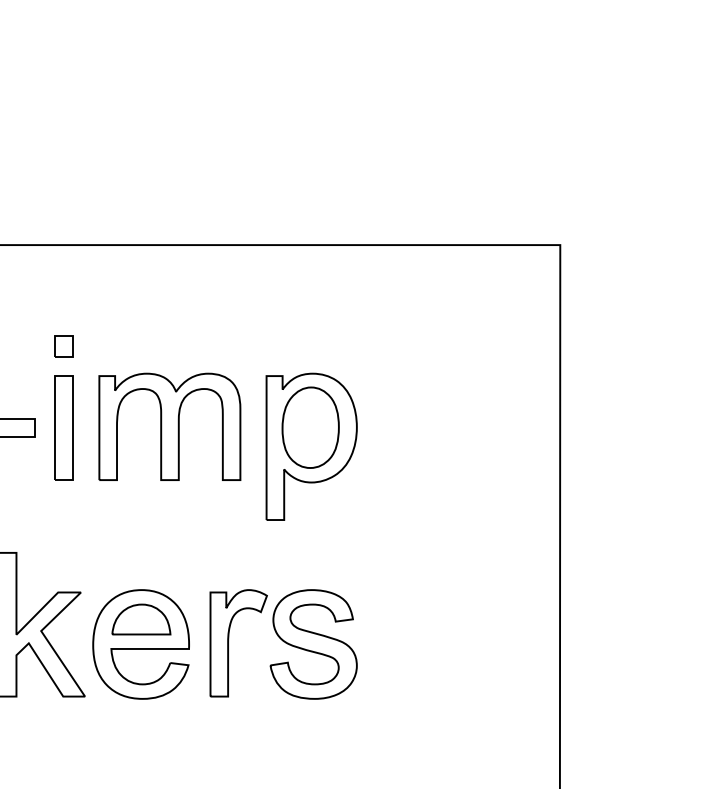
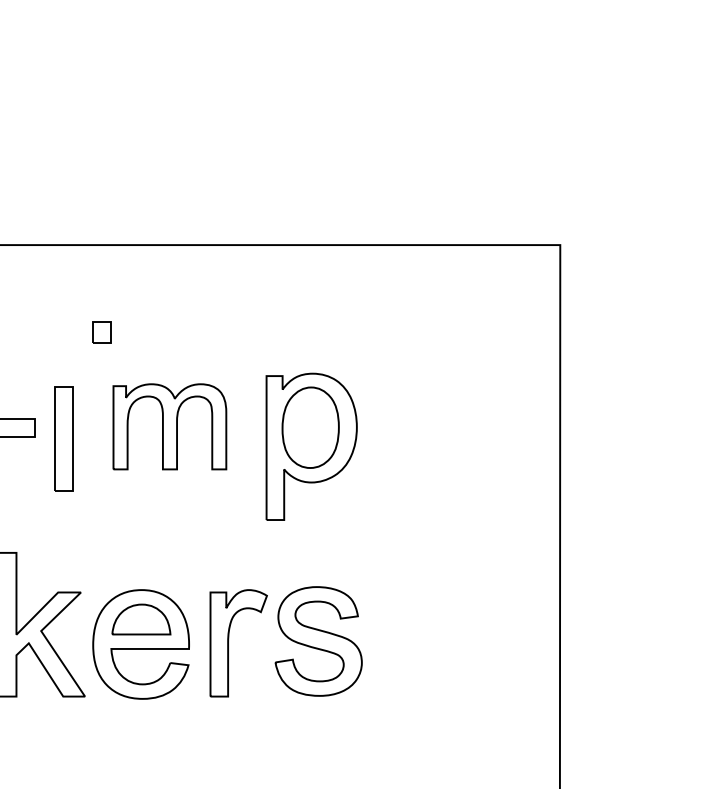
part position: (63, 346) -> (101, 332) (101, 332)
part size: 144x109 px -> 116x88 px (169, 426)
part position: (63, 427) -> (63, 438) (63, 438)
part position: (313, 644) -> (318, 641) (318, 641)
